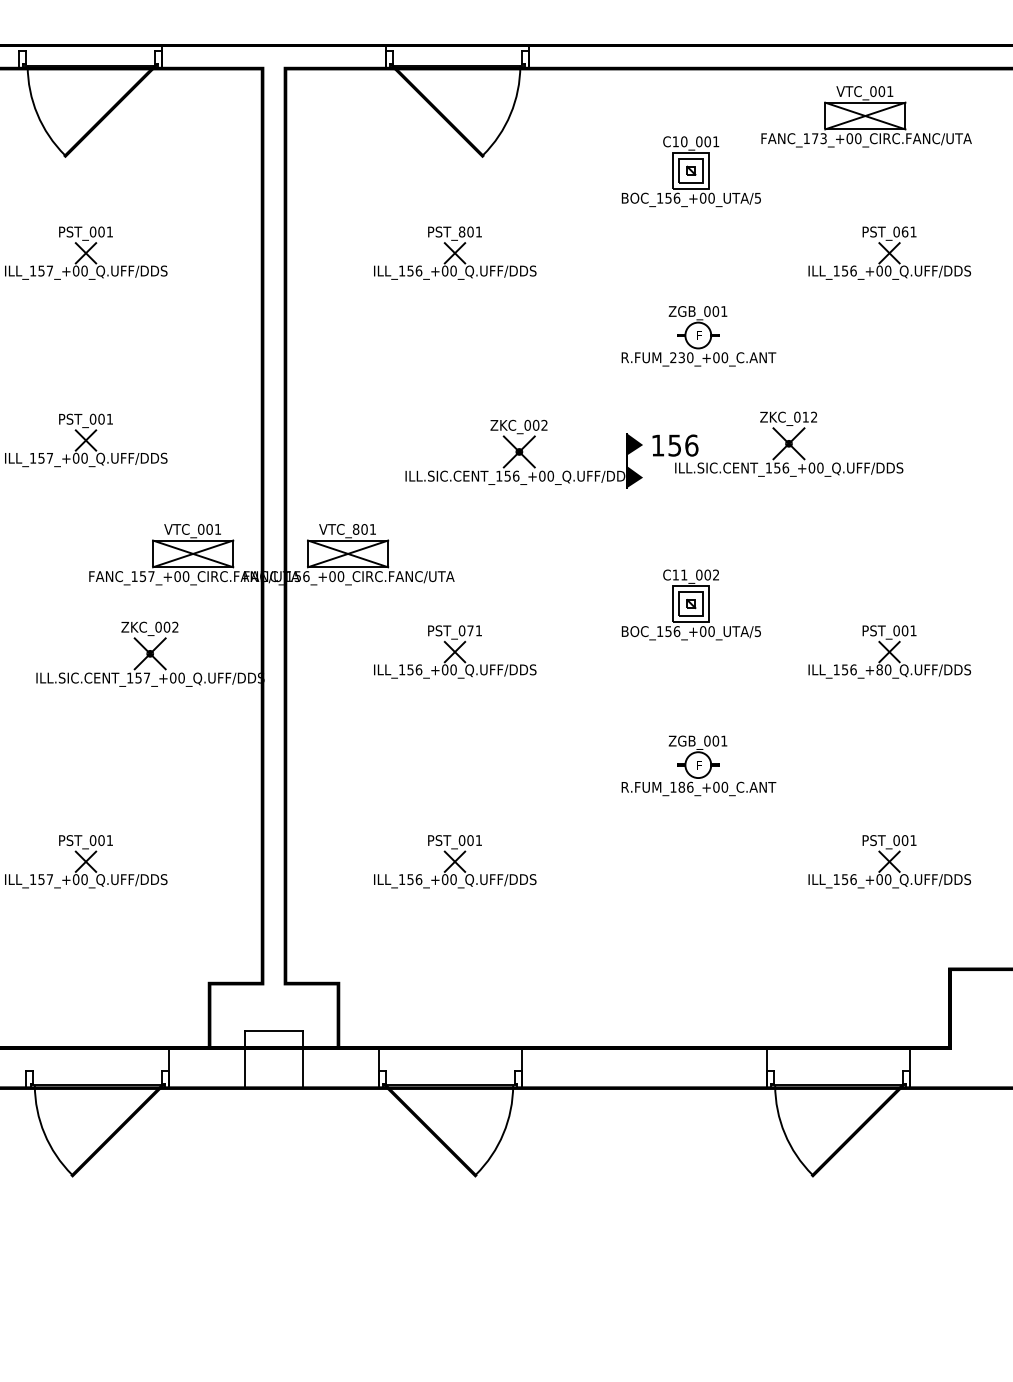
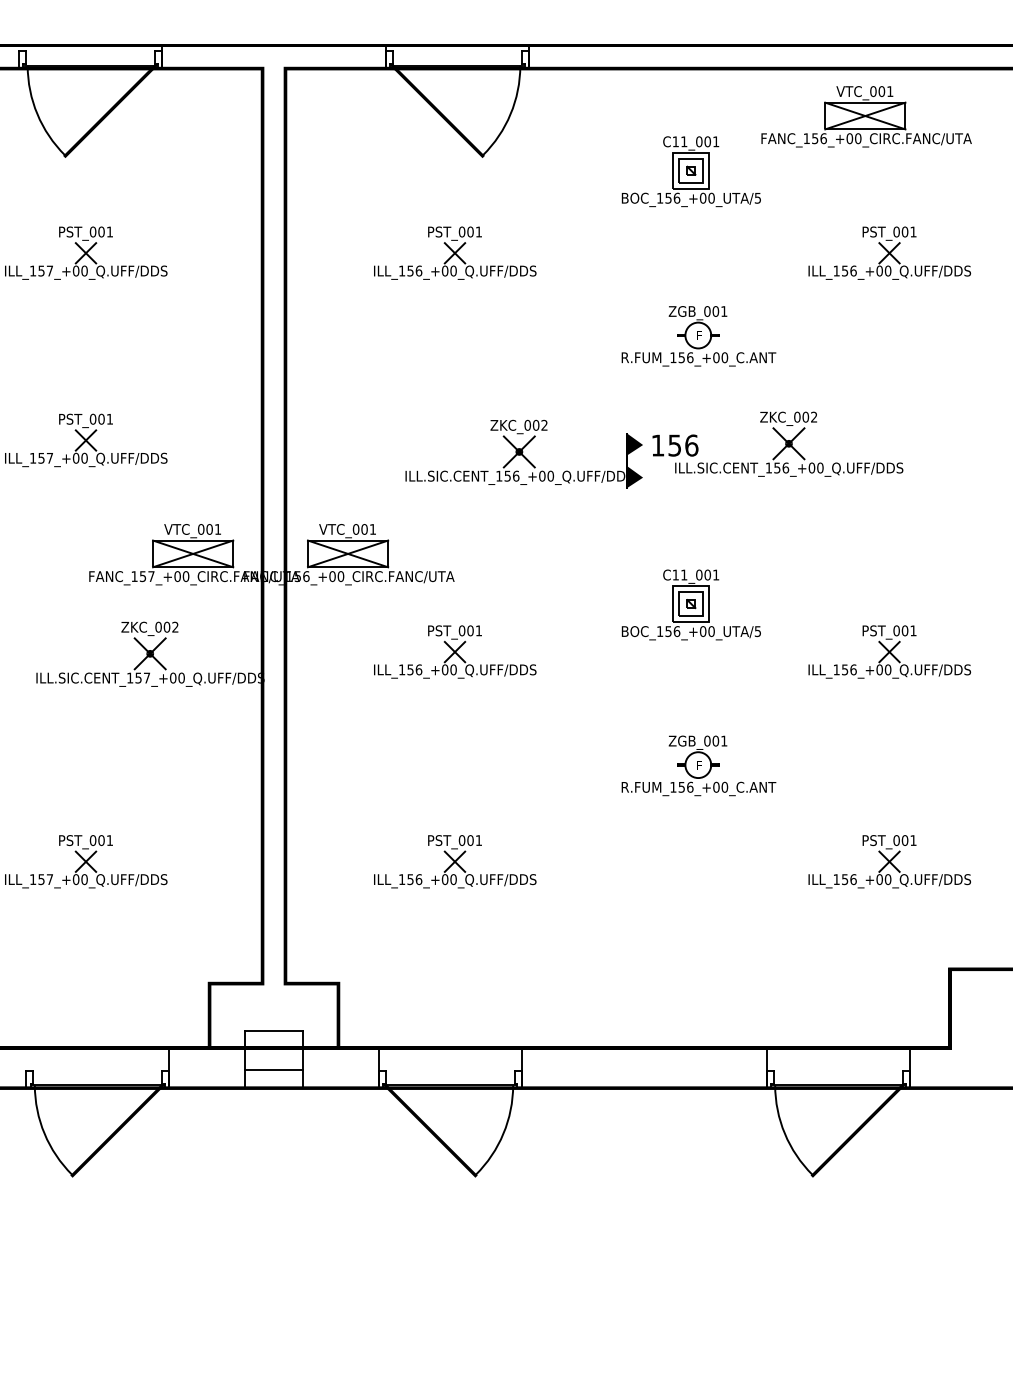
text: FANC_173_+00_CIRC.FANC/UTA -> FANC_156_+00_CIRC.FANC/UTA (819, 138)
text: C10_001 -> C11_001 (684, 141)
text: PST_801 -> PST_001 (461, 231)
text: PST_061 -> PST_001 (905, 231)
text: R.FUM_230_+00_C.ANT -> R.FUM_156_+00_C.ANT (681, 357)
text: ZKC_012 -> ZKC_002 (805, 416)
text: VTC_801 -> VTC_001 (355, 529)
text: C11_002 -> C11_001 (715, 574)
text: PST_071 -> PST_001 (470, 630)
text: ILL_156_+80_Q.UFF/DDS -> ILL_156_+00_Q.UFF/DDS (879, 669)
text: R.FUM_186_+00_C.ANT -> R.FUM_156_+00_C.ANT (681, 786)
line: none -> present (273, 1069)
